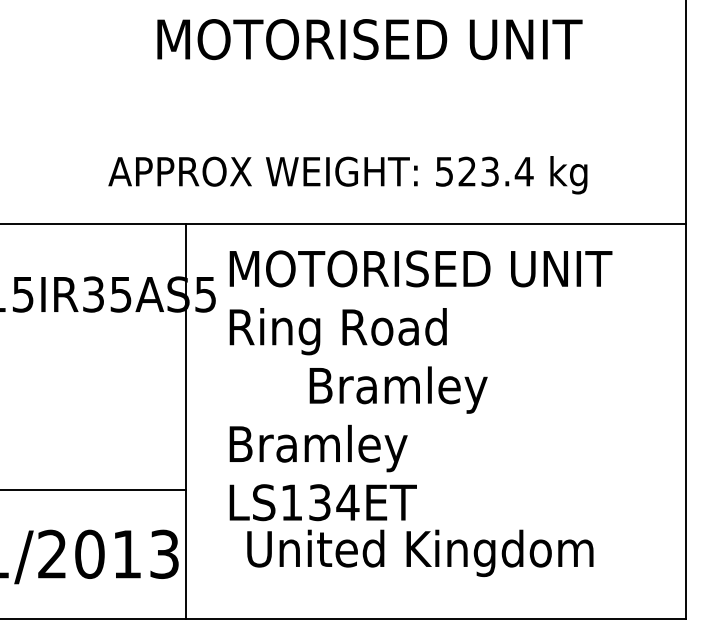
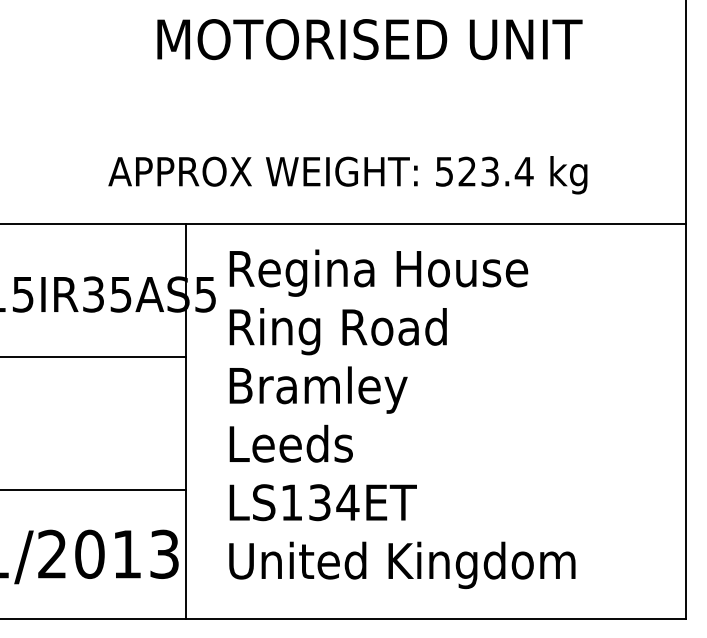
text: MOTORISED UNIT -> Regina House (423, 272)
line: none -> present (94, 357)
text position: (398, 389) -> (318, 389) (318, 389)
text: Bramley -> Leeds (320, 448)
text position: (420, 553) -> (402, 565) (402, 565)
